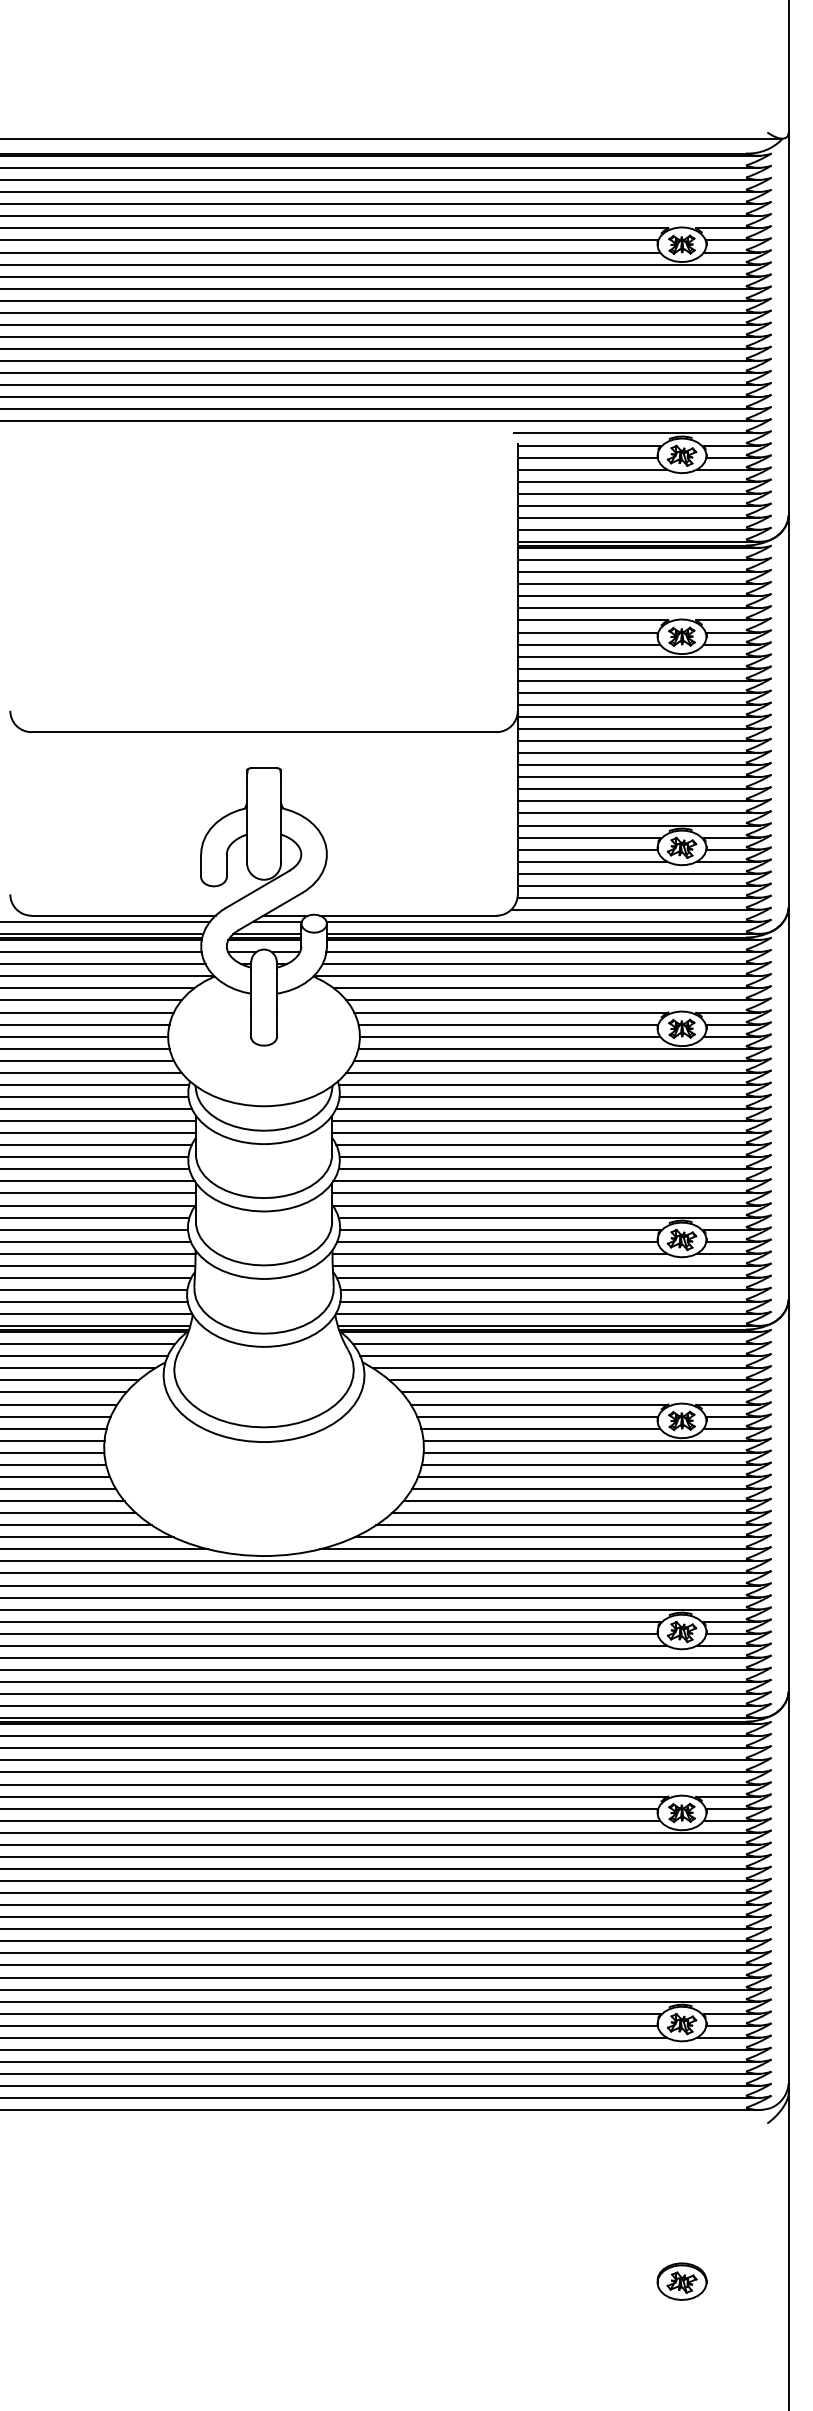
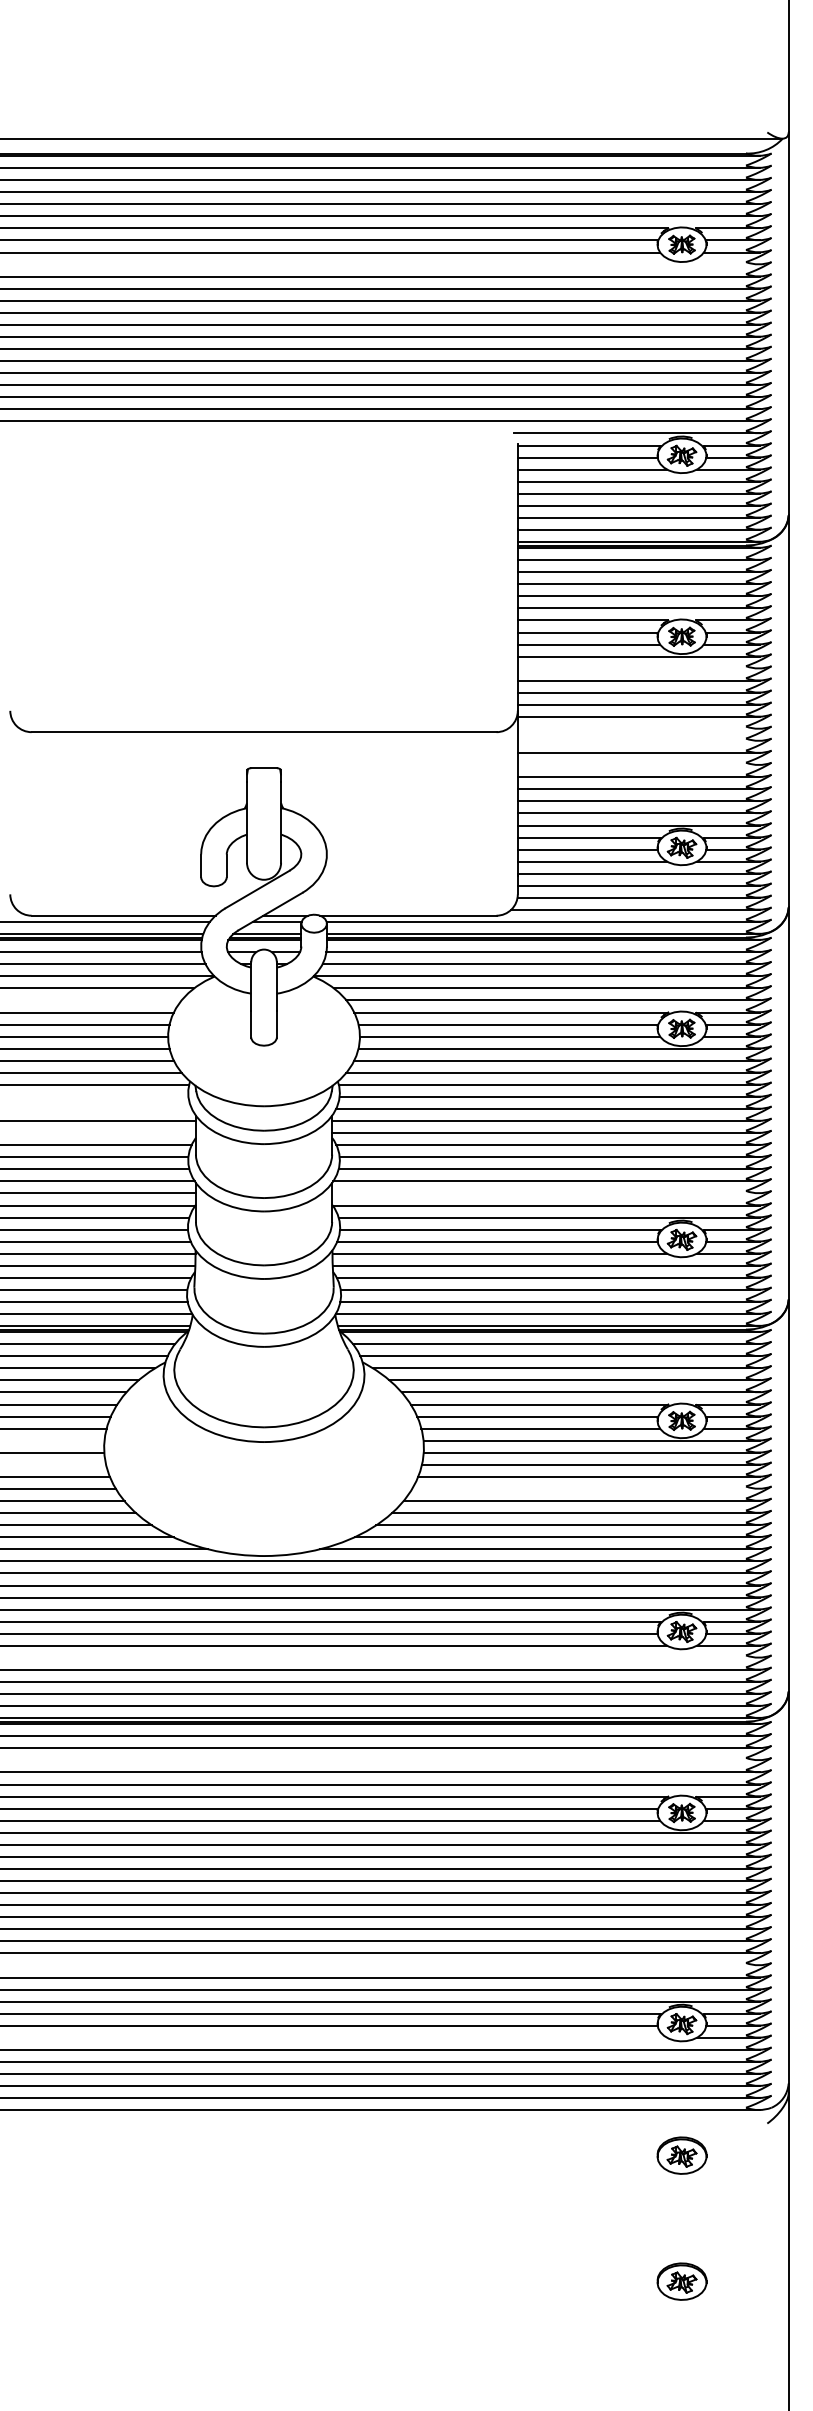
line: present -> none (381, 264)
line: present -> none (638, 668)
line: present -> none (638, 729)
line: present -> none (638, 741)
line: present -> none (638, 765)
line: present -> none (91, 1000)
line: present -> none (95, 1096)
line: present -> none (97, 1109)
line: present -> none (98, 1133)
line: present -> none (546, 1193)
line: present -> none (53, 1440)
line: present -> none (54, 1464)
line: present -> none (586, 1489)
line: present -> none (381, 1657)
line: present -> none (381, 1760)
line: present -> none (381, 1965)
line: present -> none (334, 2037)
part: none -> present (681, 2155)
